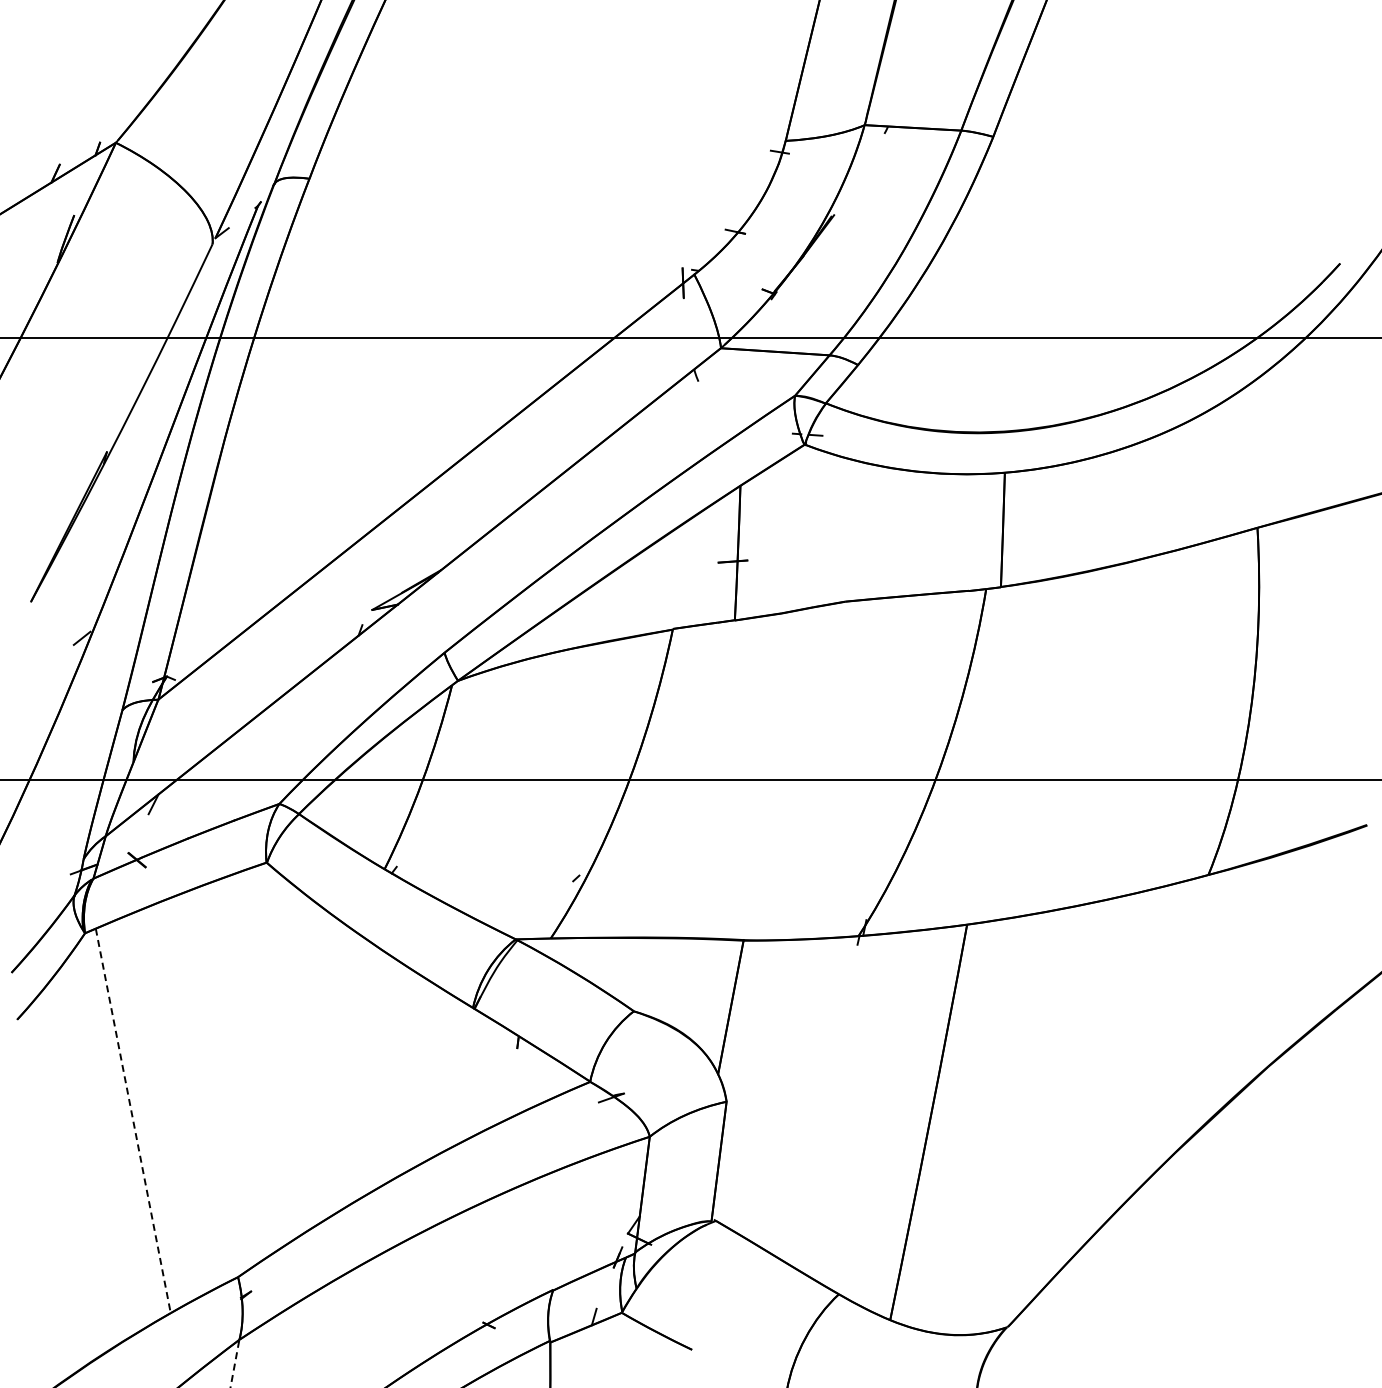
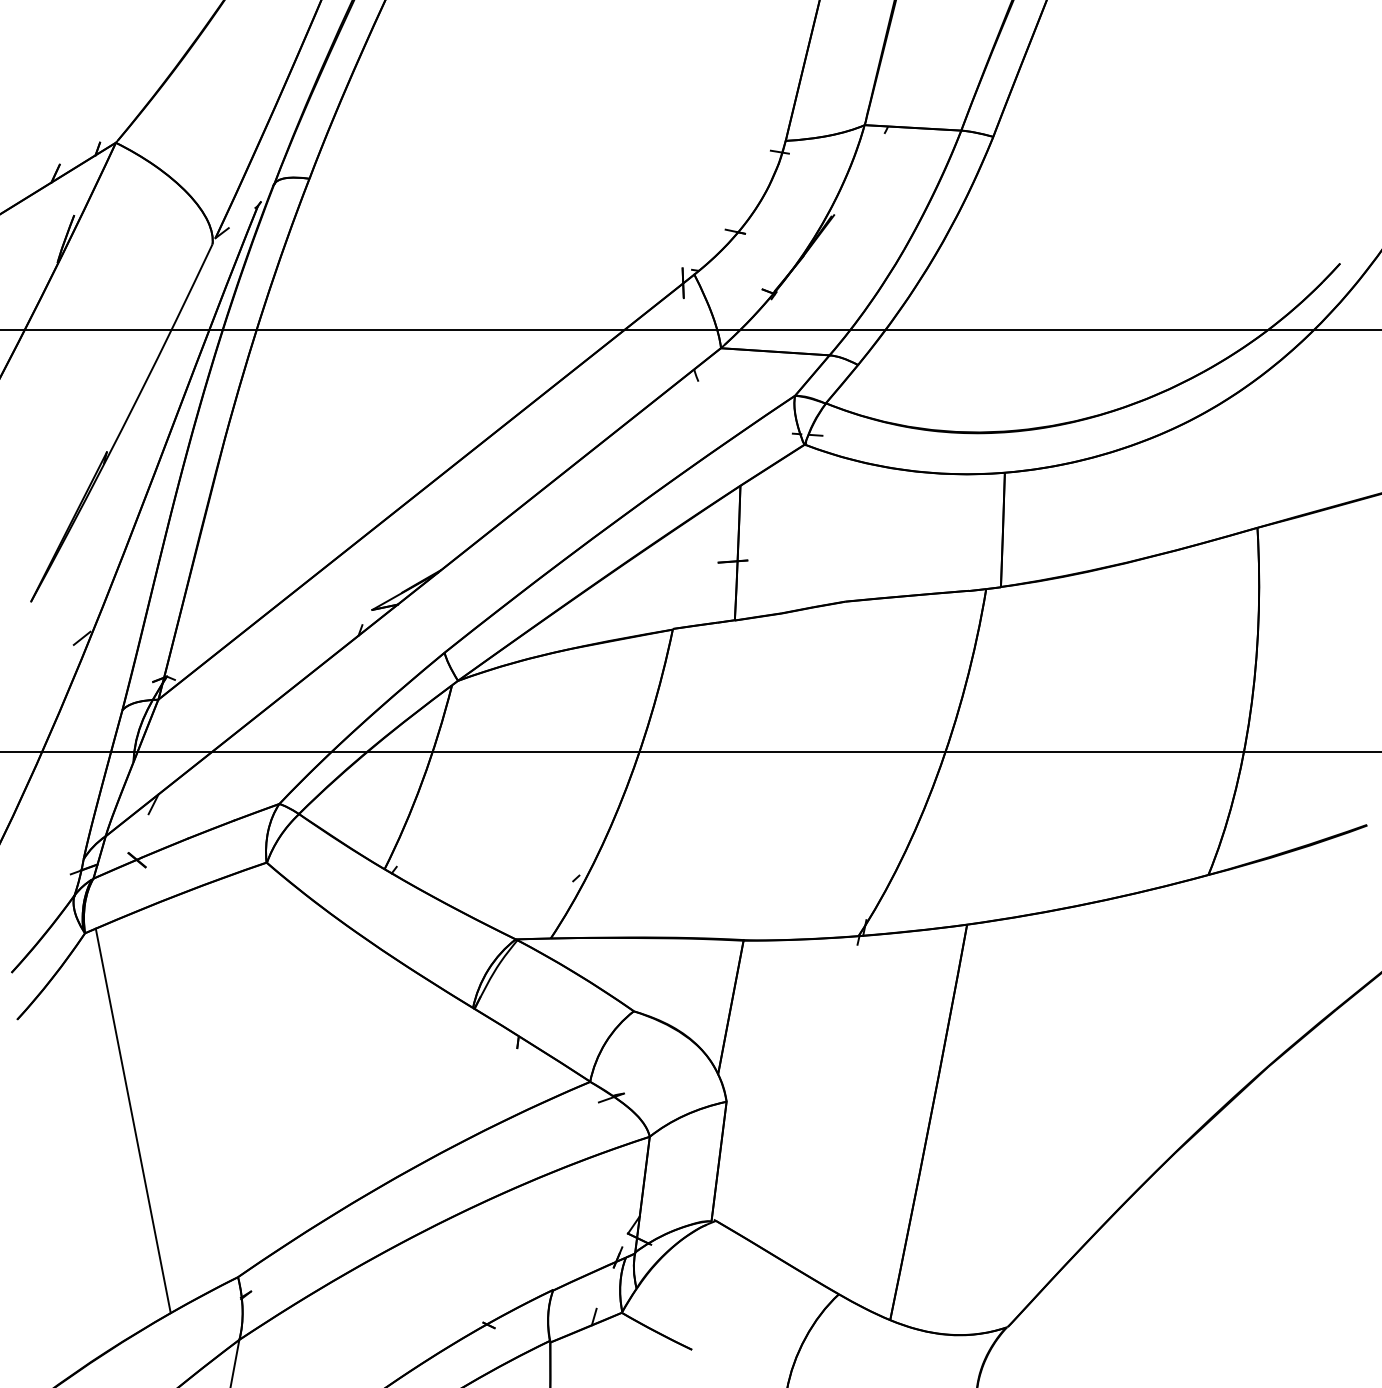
line position: (690, 337) -> (690, 329) (690, 329)
line position: (690, 779) -> (690, 751) (690, 751)
line: dashed -> solid (133, 1120)
line: dashed -> solid (235, 1363)
